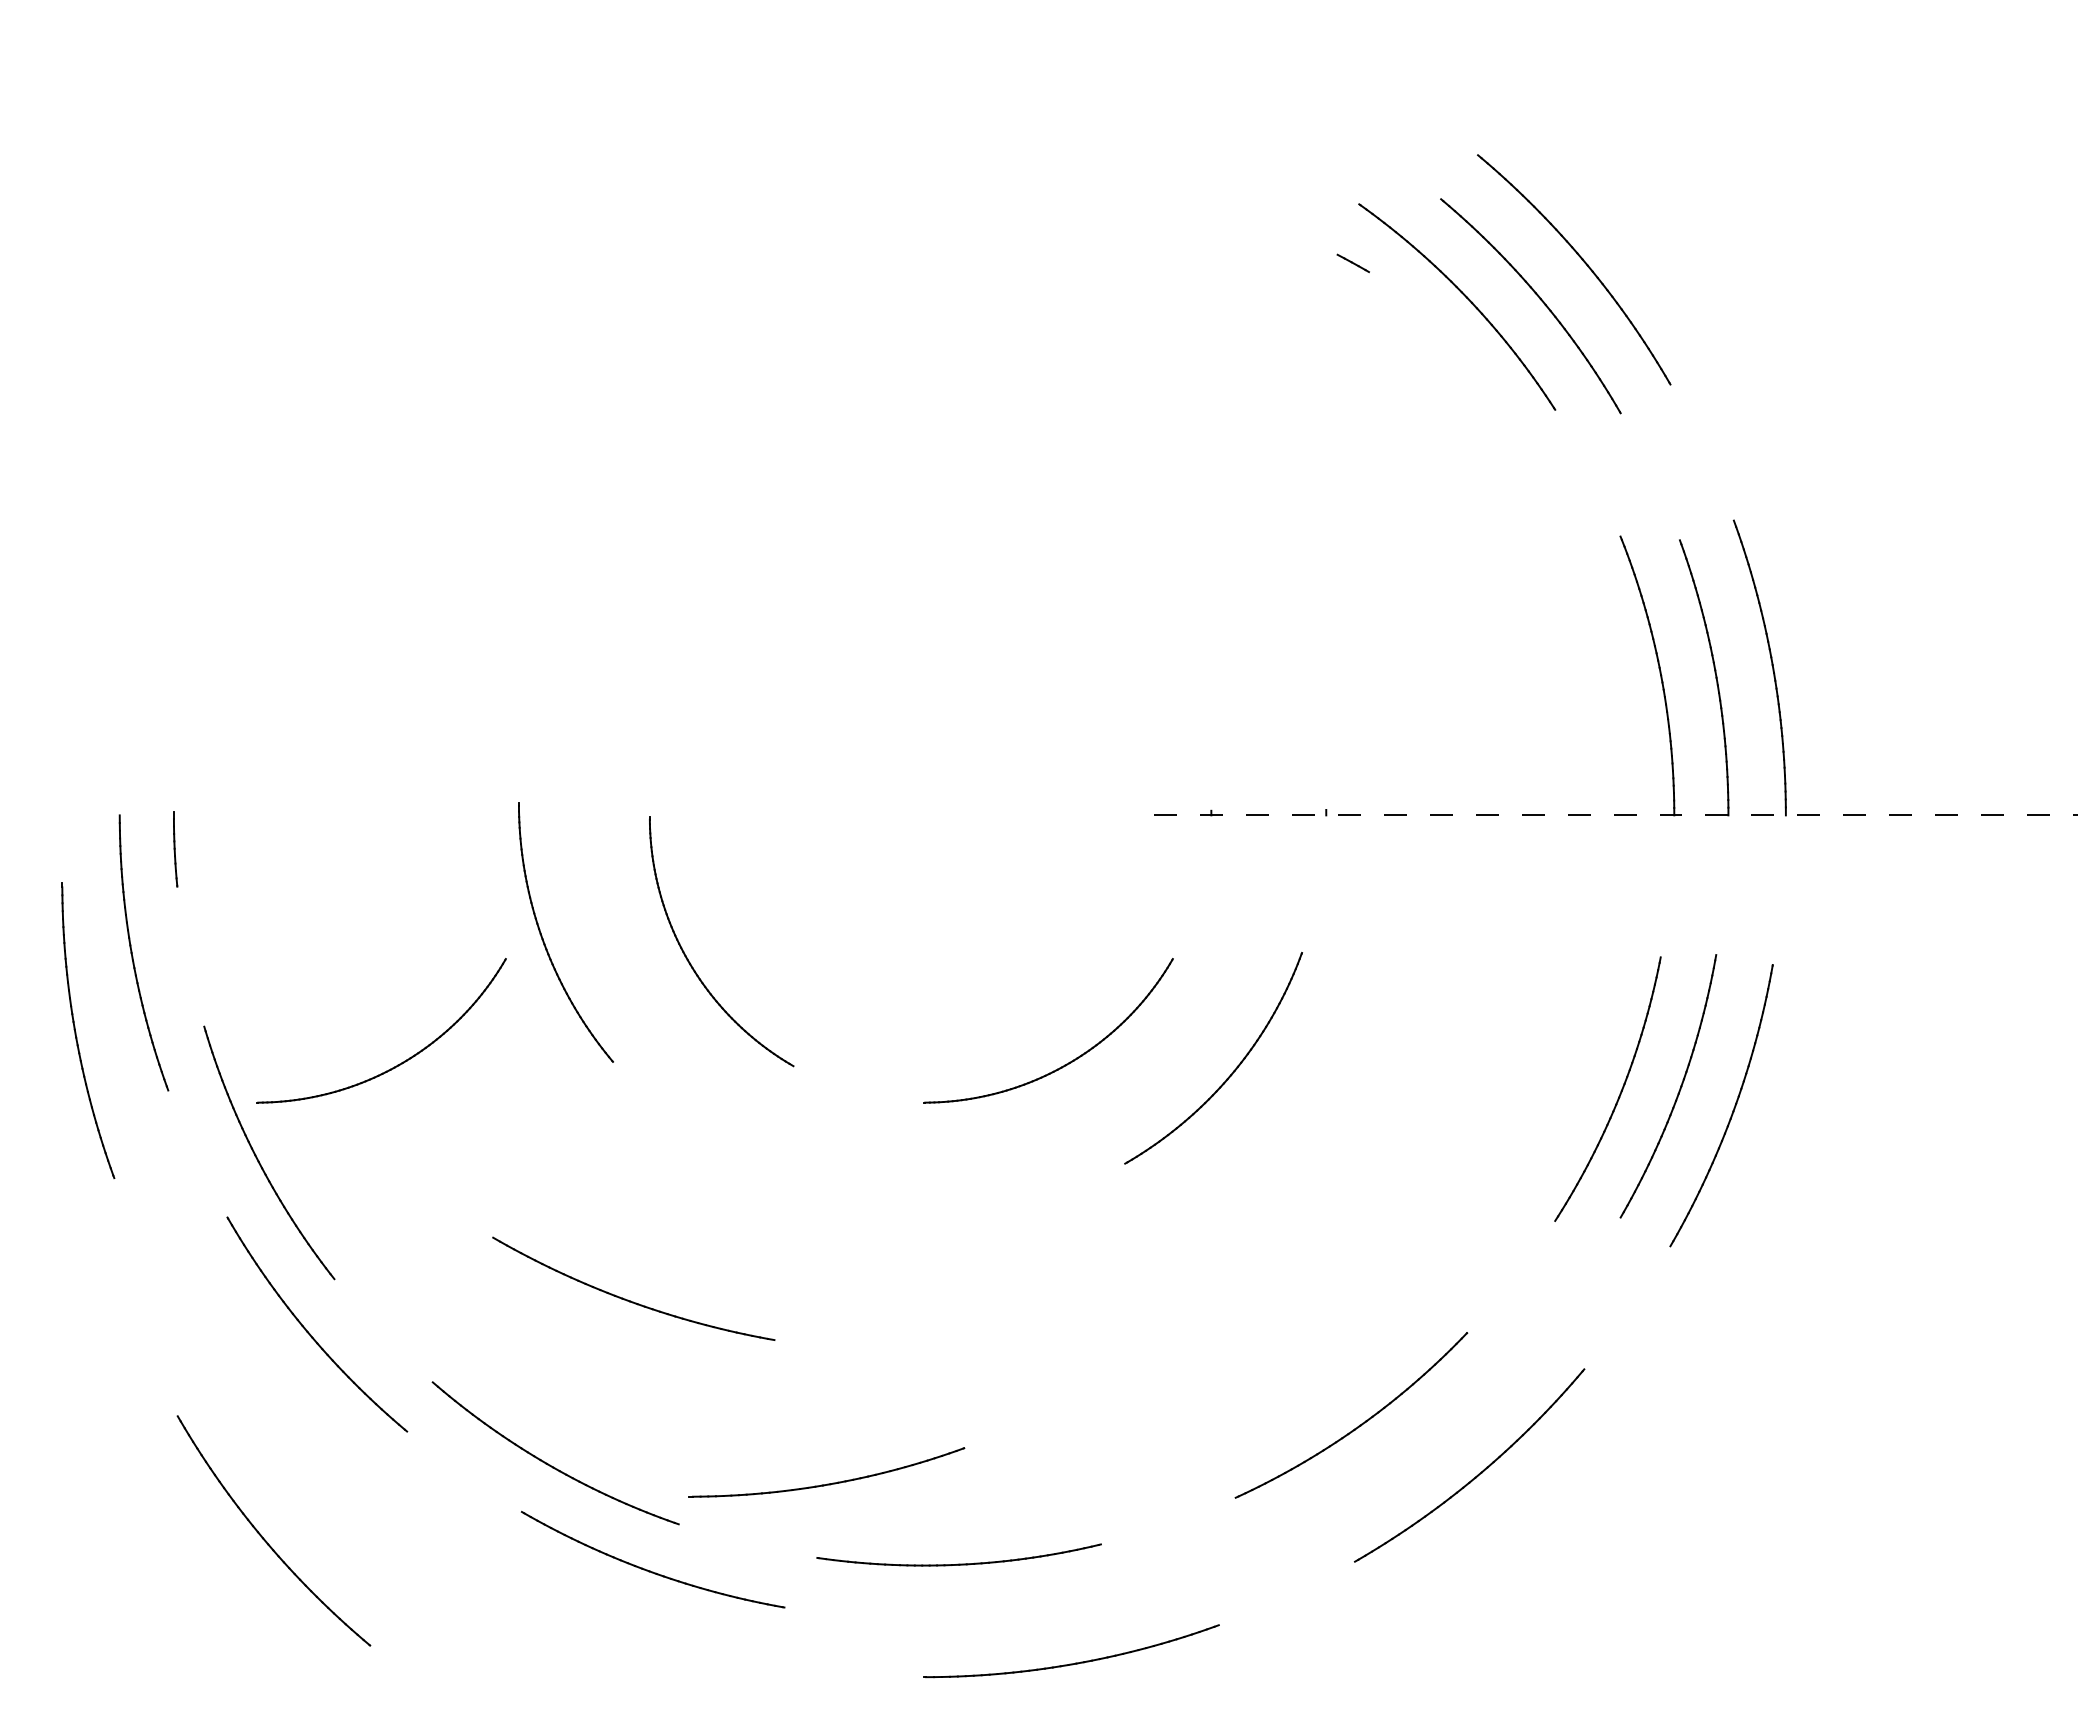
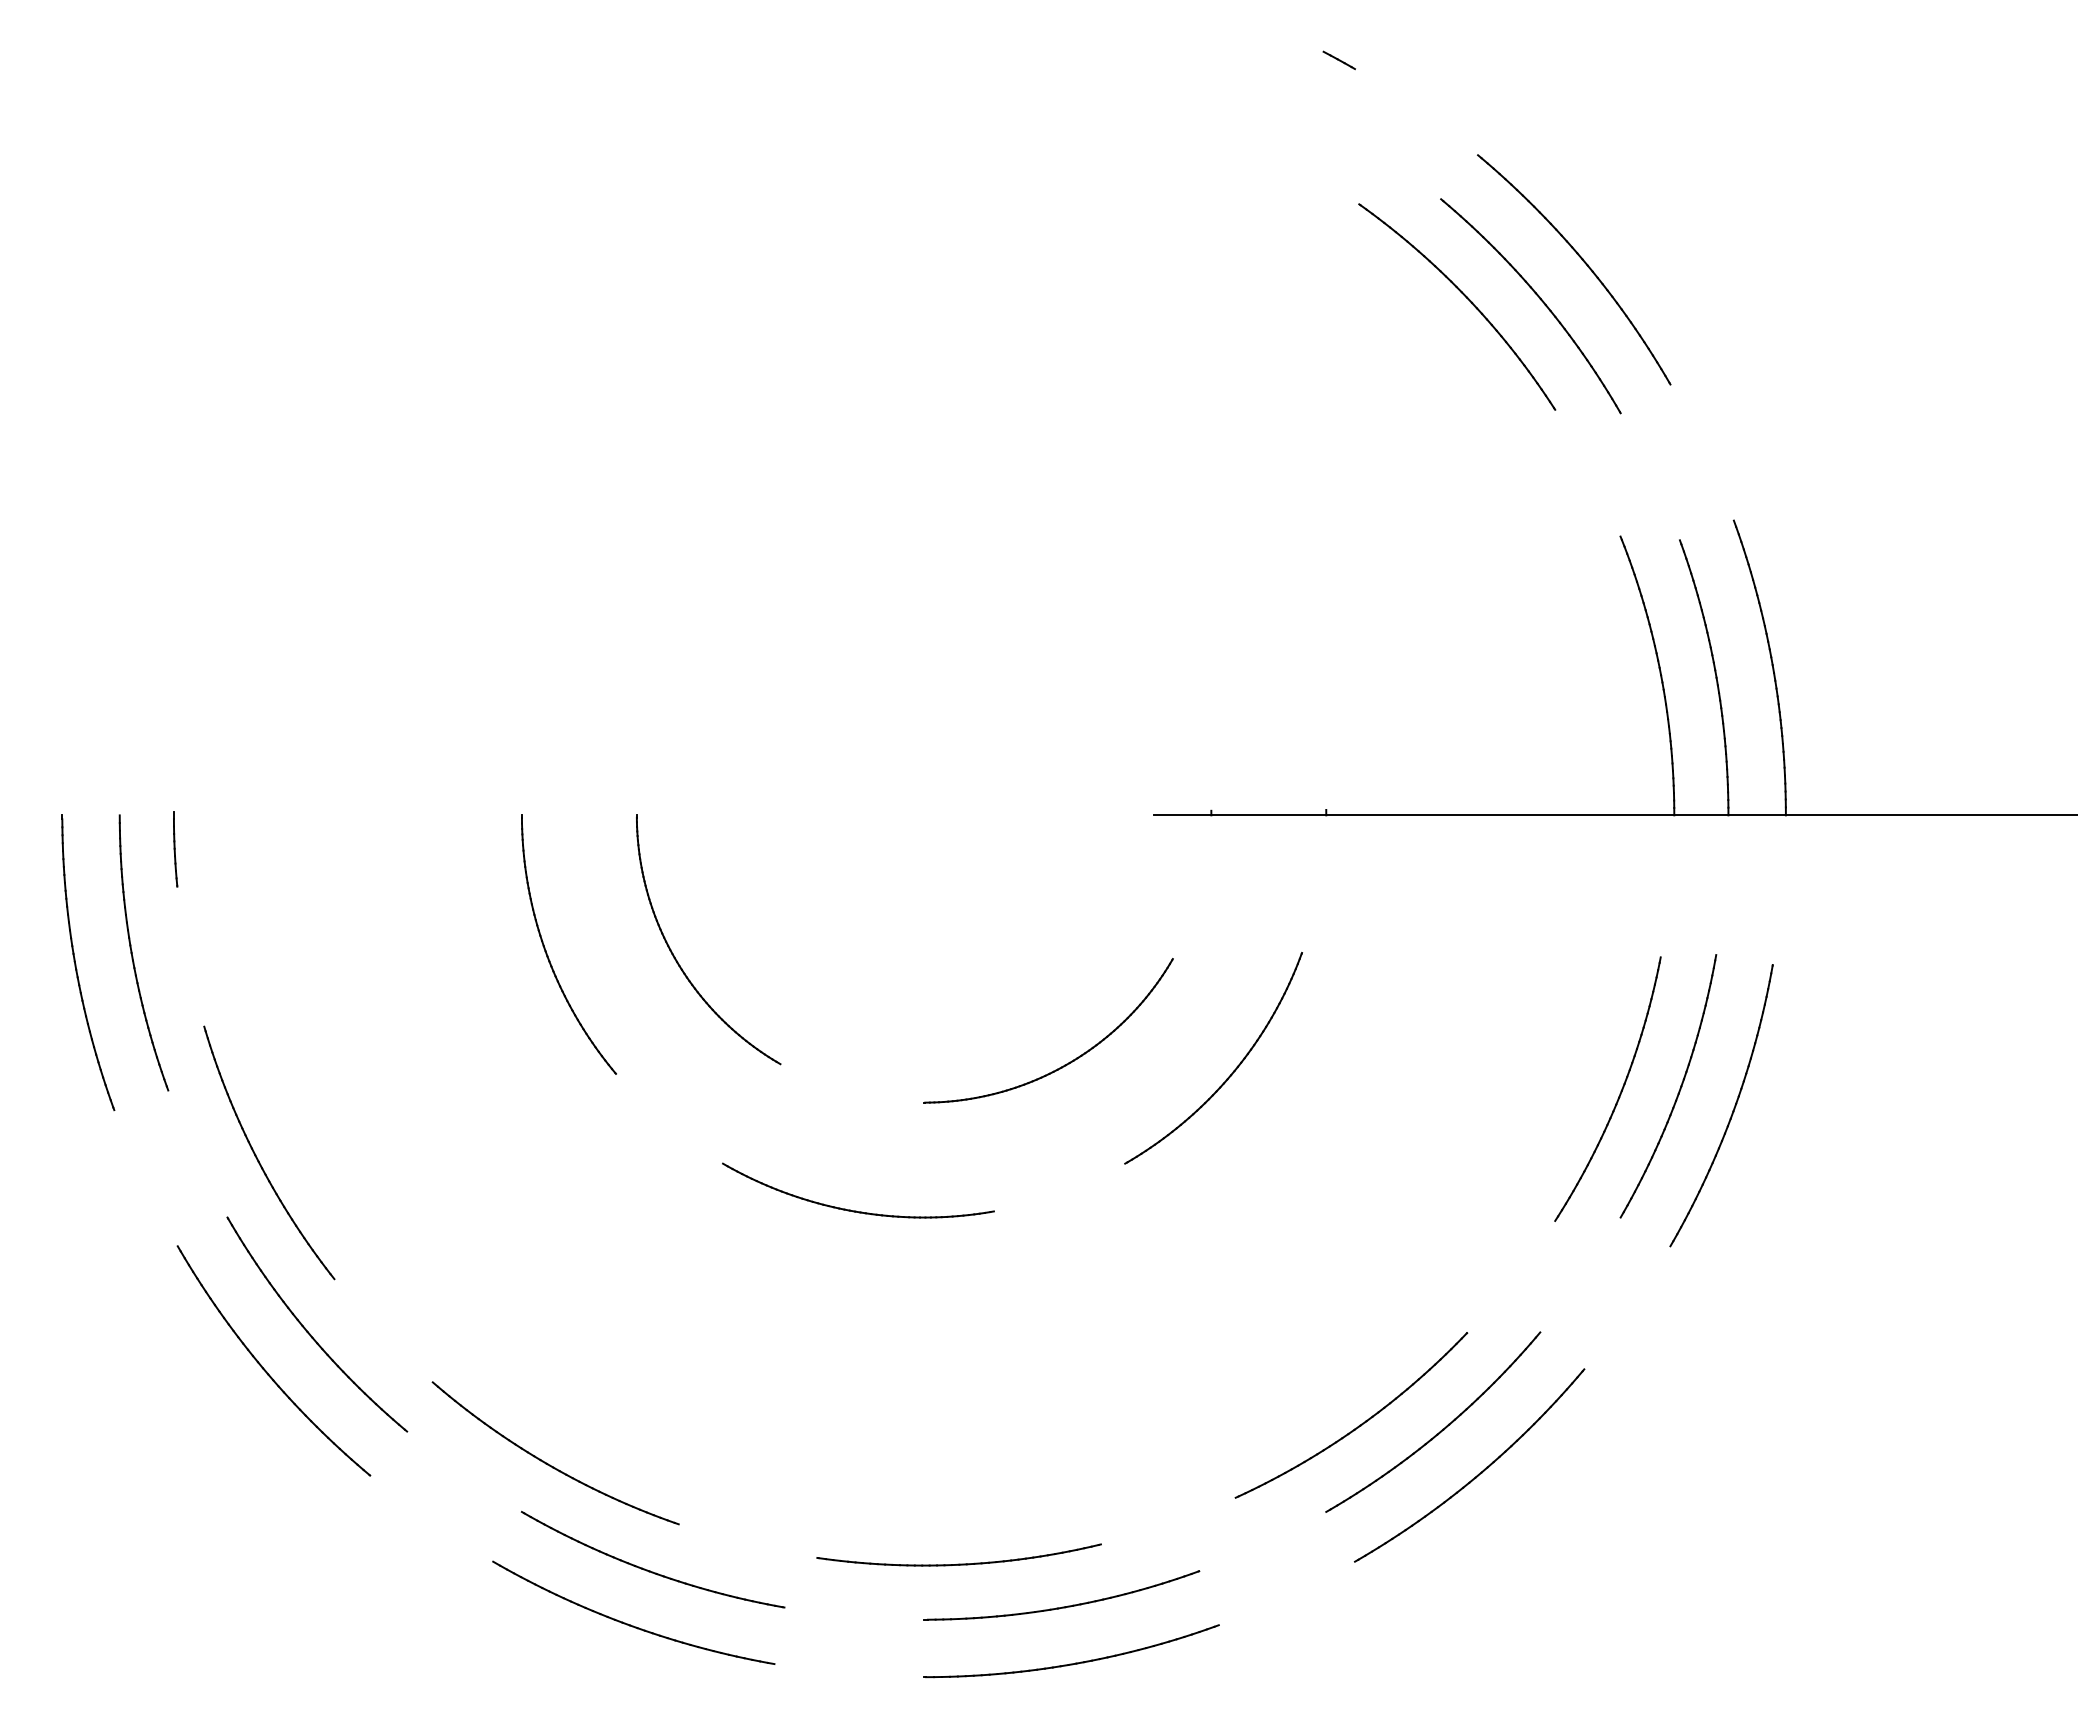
line position: (1352, 263) -> (1338, 60) (1338, 60)
line: dashed -> solid (1615, 815)
part position: (543, 938) -> (546, 950) (546, 950)
part position: (688, 958) -> (675, 956) (675, 956)
part position: (76, 1031) -> (76, 963) (76, 963)
part: present -> none (402, 1061)
part: none -> present (856, 1210)
part position: (628, 1299) -> (628, 1623) (628, 1623)
part: none -> present (1441, 1429)
part position: (827, 1483) -> (1062, 1606) (1062, 1606)
part position: (264, 1538) -> (264, 1368) (264, 1368)
